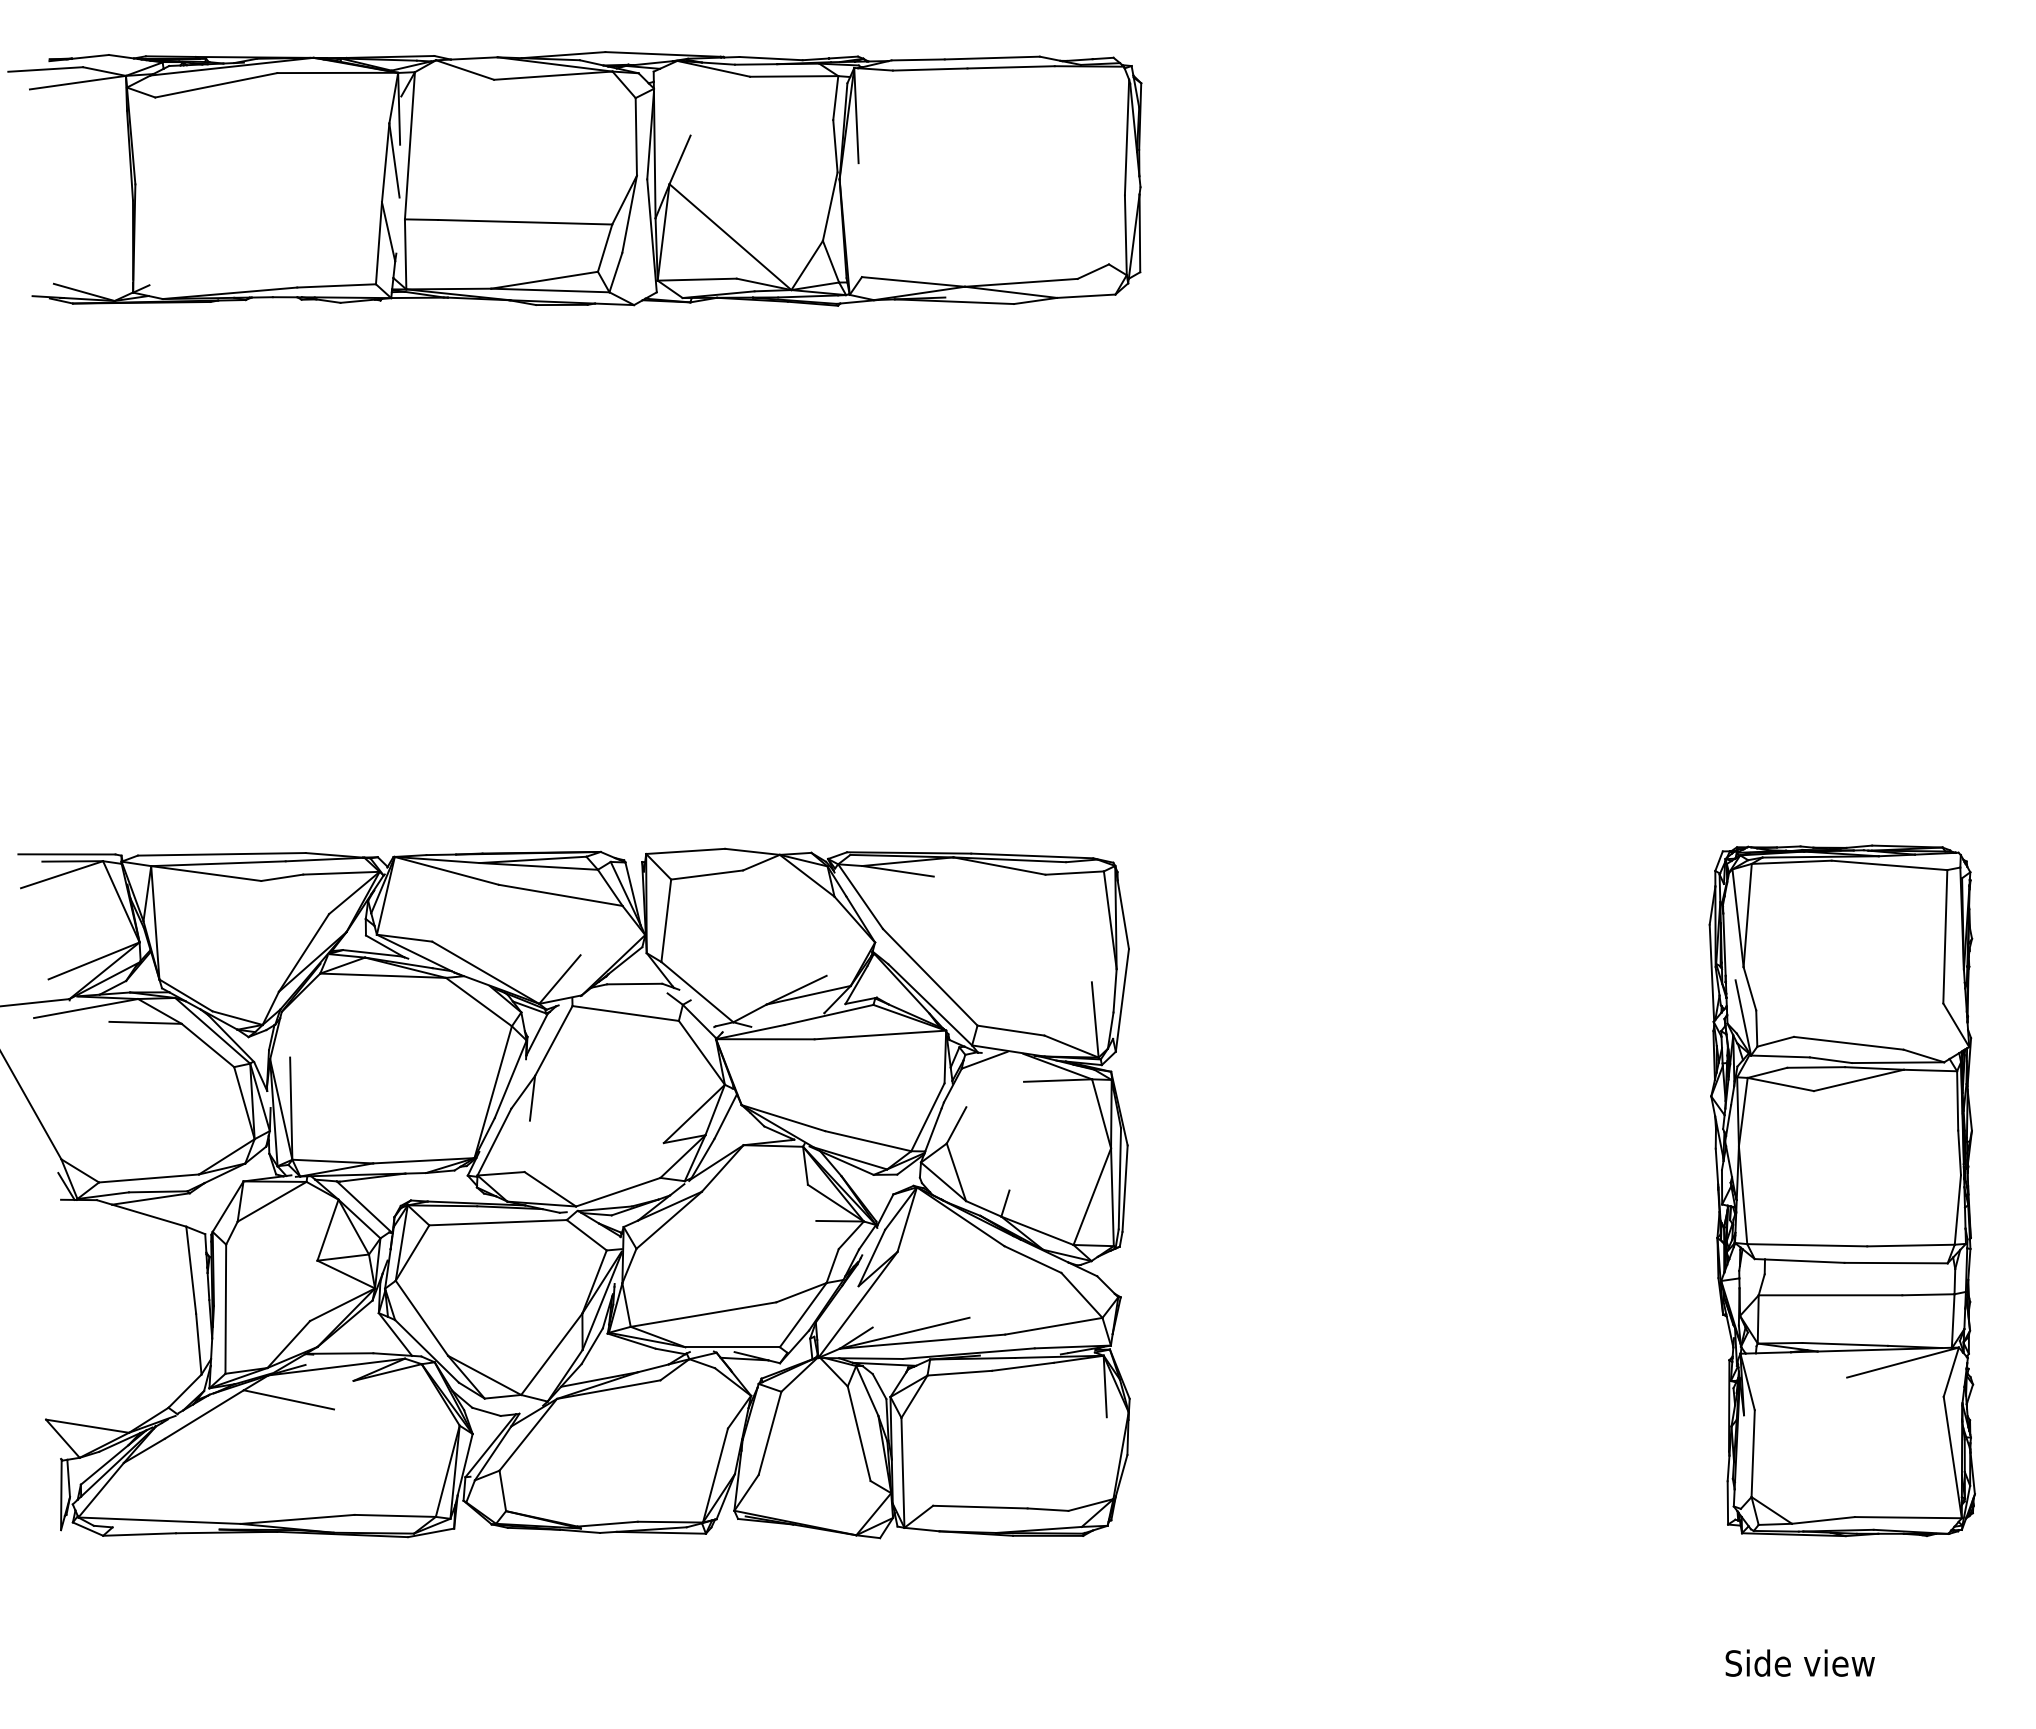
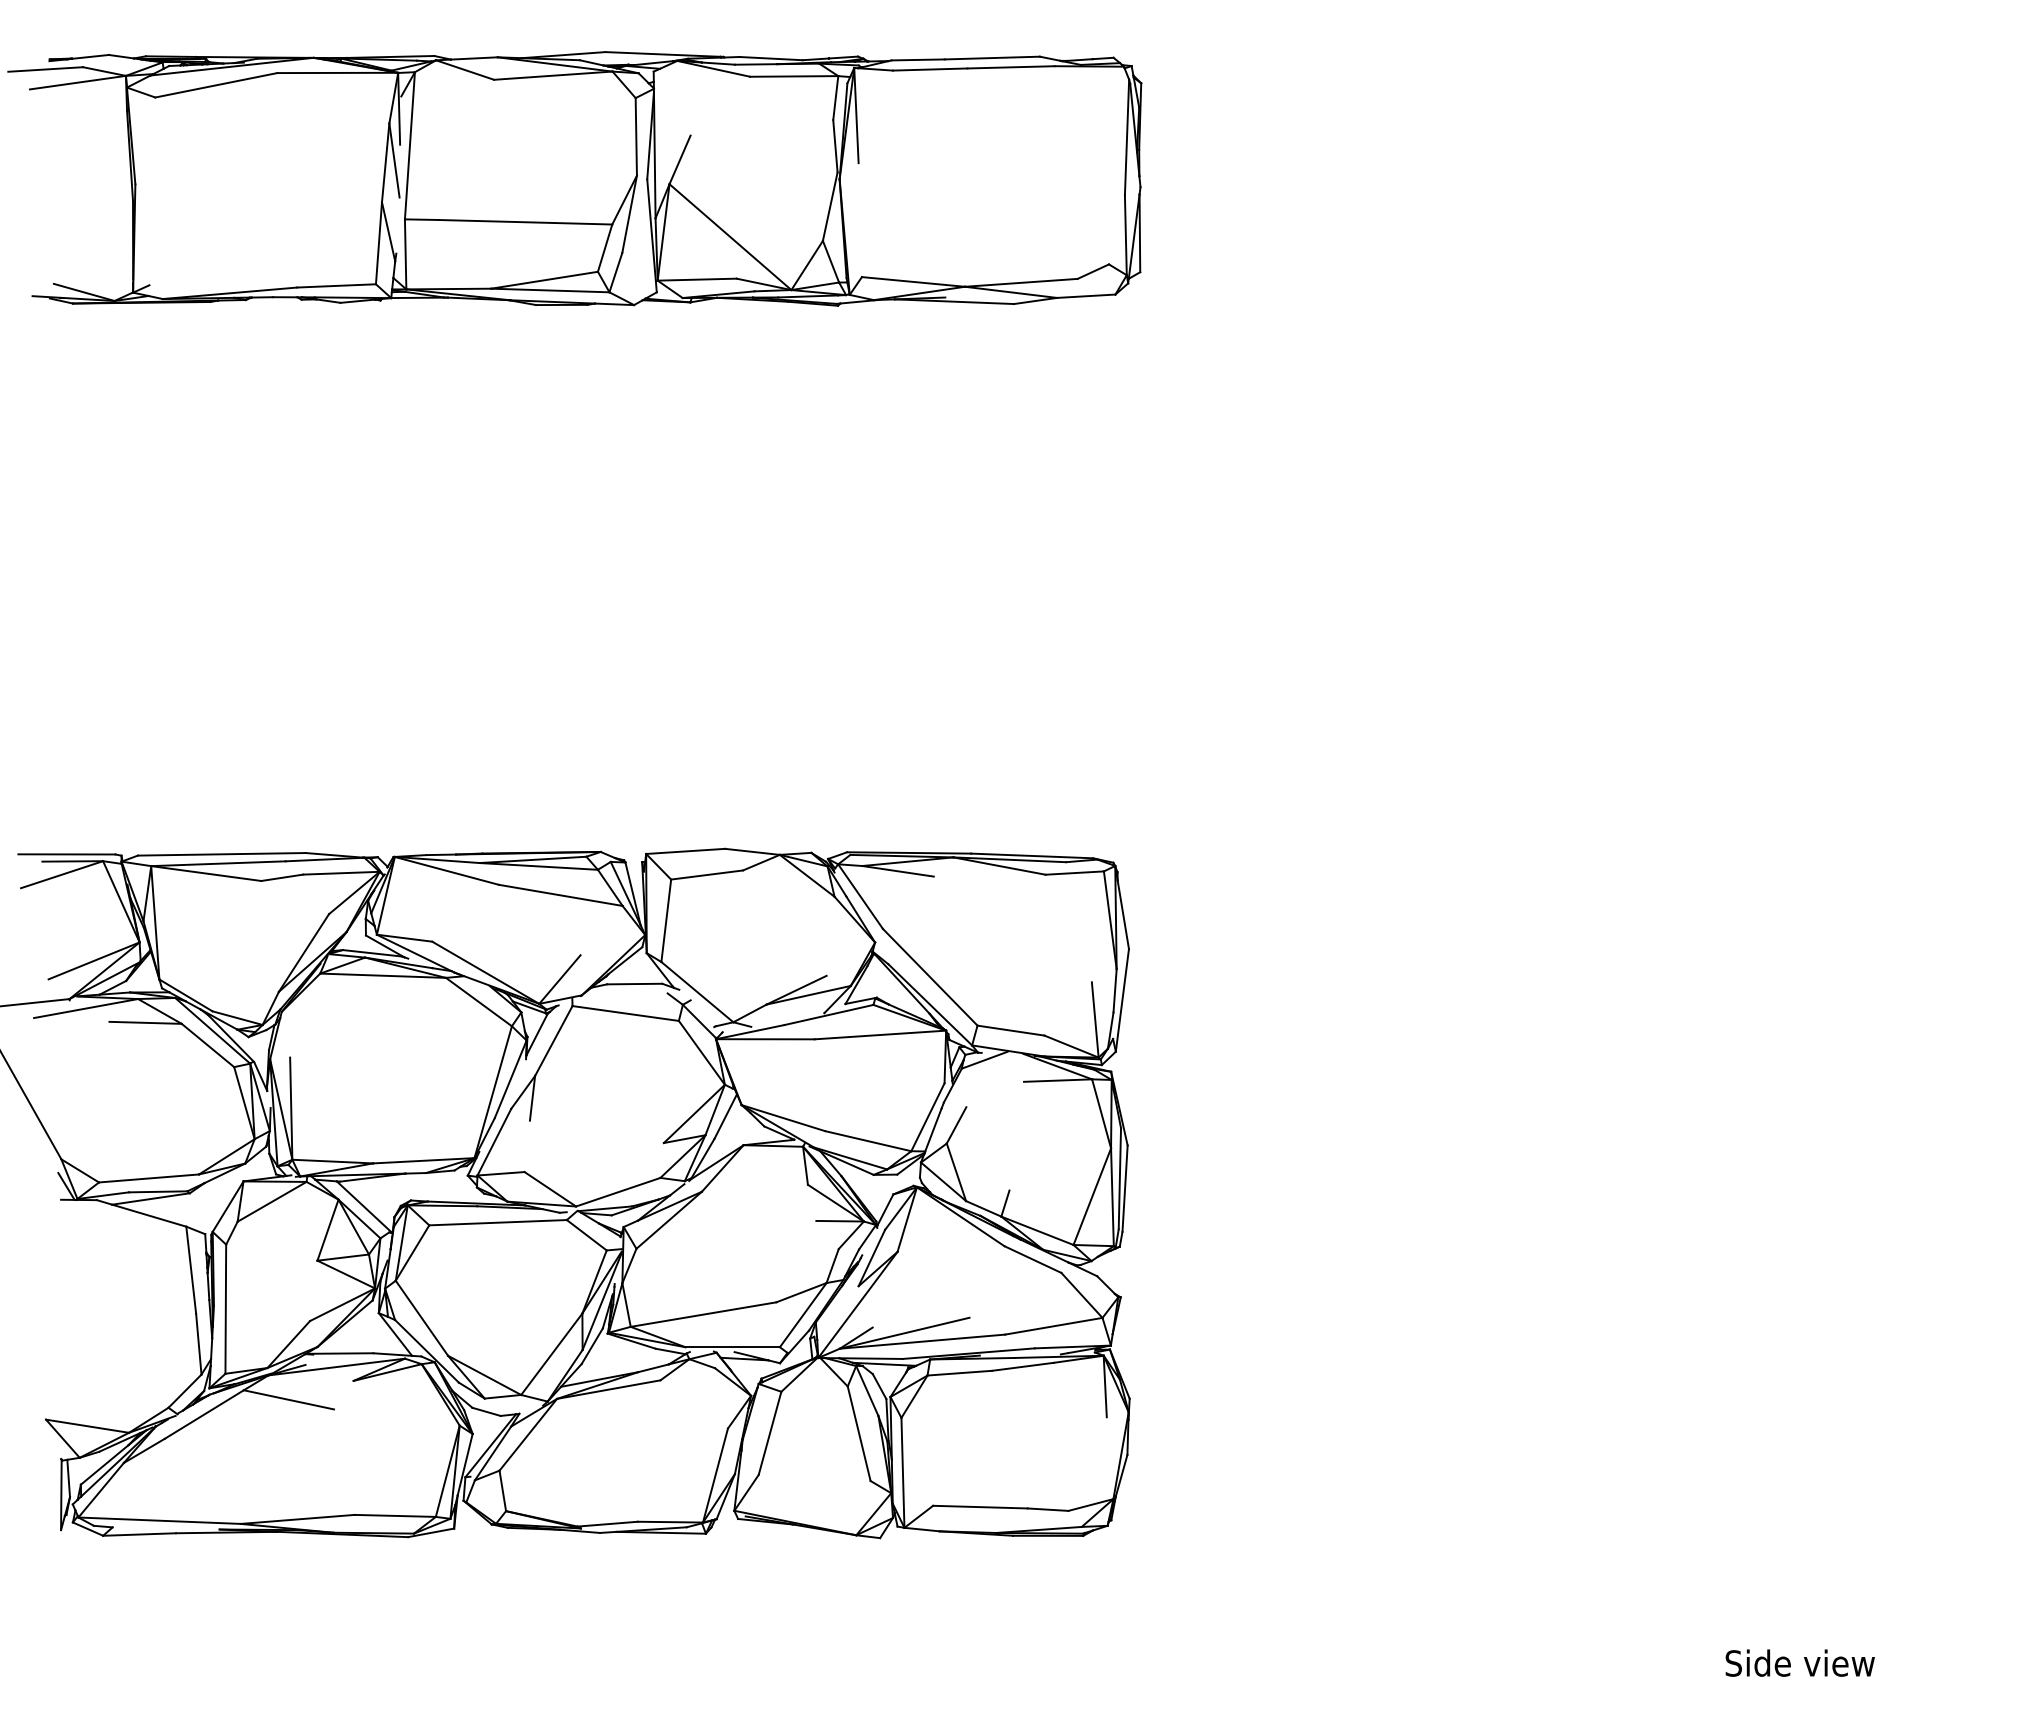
part: present -> none (1841, 1190)
